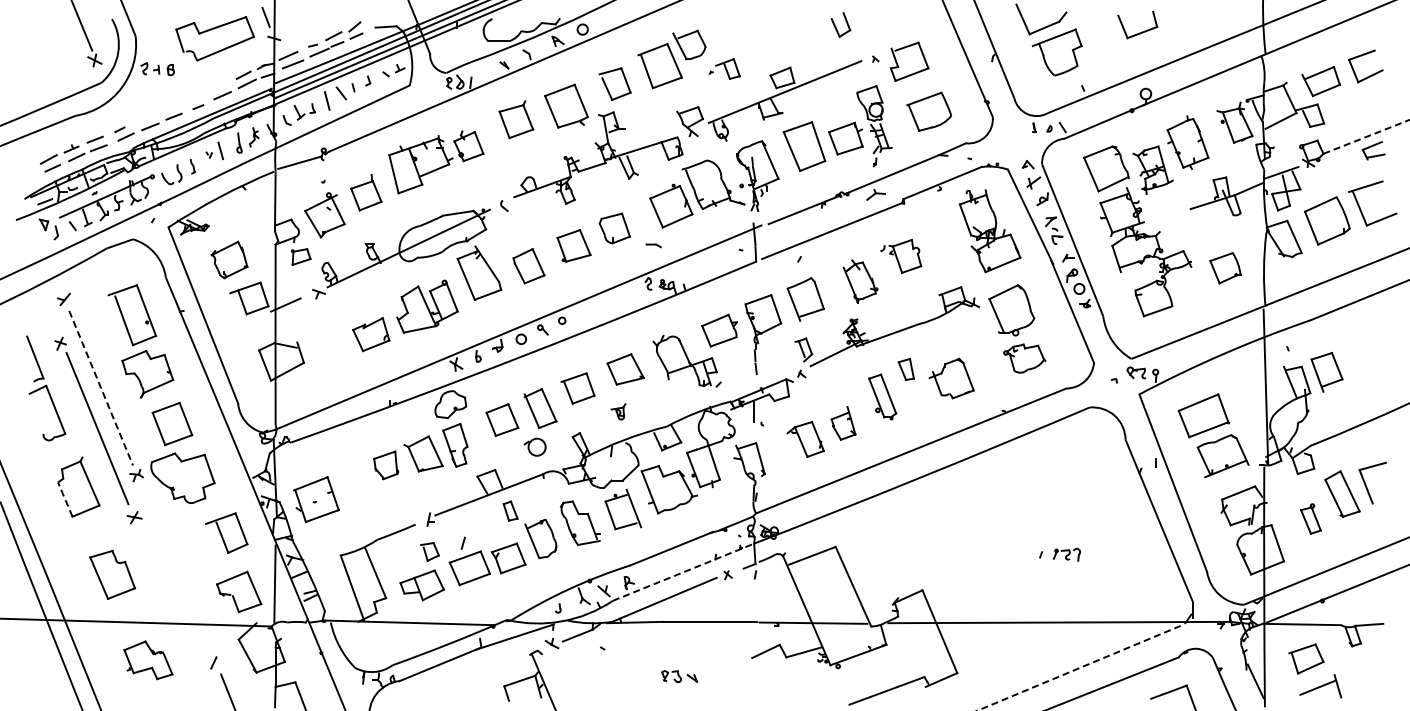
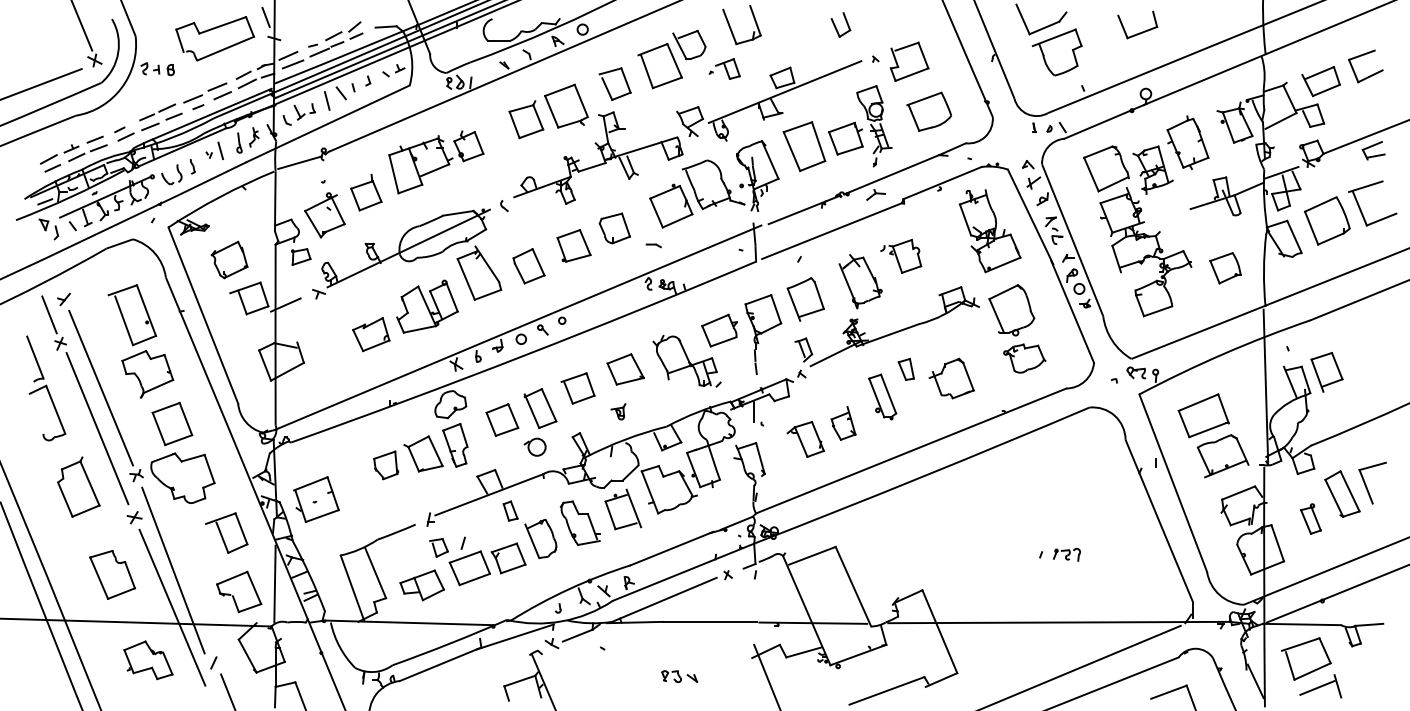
part: none -> present (732, 30)
line: none -> present (41, 84)
part: none -> present (183, 101)
part position: (516, 119) -> (526, 119) (526, 119)
line: dashed -> solid (1367, 136)
part size: 37x45 px -> 45x56 px (860, 281)
line: none -> present (49, 314)
line: dashed -> solid (101, 388)
line: dashed -> solid (65, 499)
part position: (429, 551) -> (438, 547) (438, 547)
line: none -> present (173, 570)
line: dashed -> solid (683, 572)
line: none -> present (172, 607)
part size: 37x32 px -> 51x44 px (1306, 658)
line: dashed -> solid (1078, 668)
line: none -> present (766, 675)
